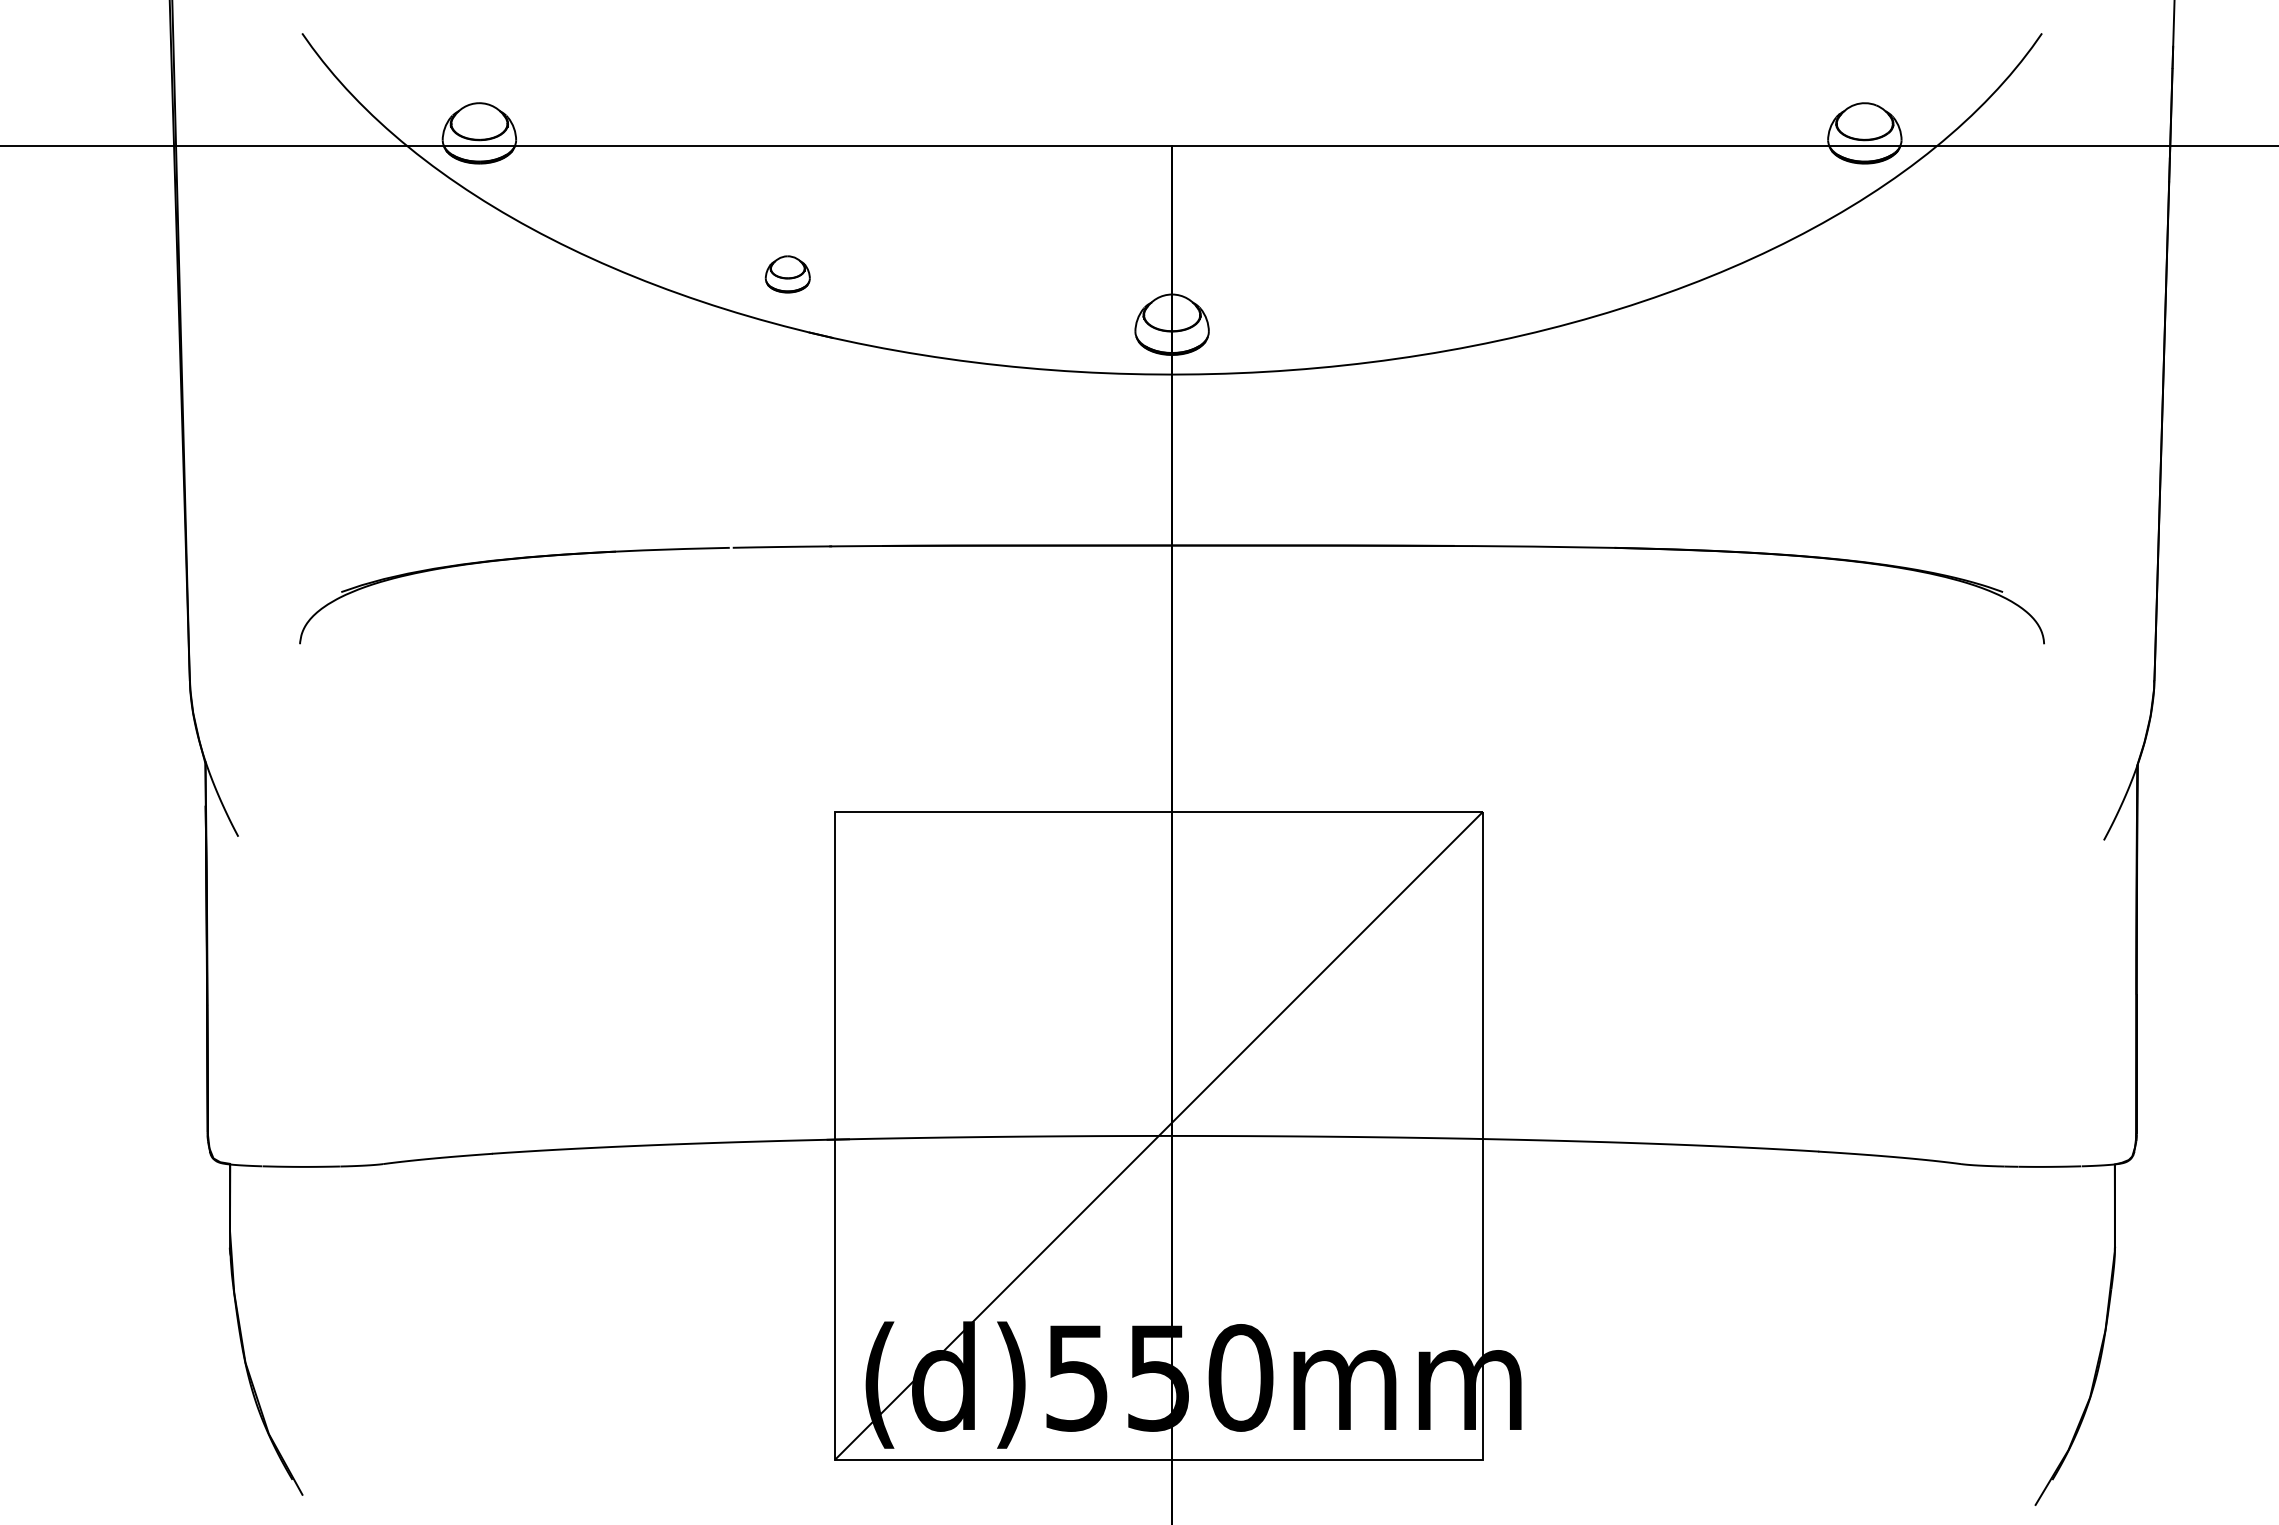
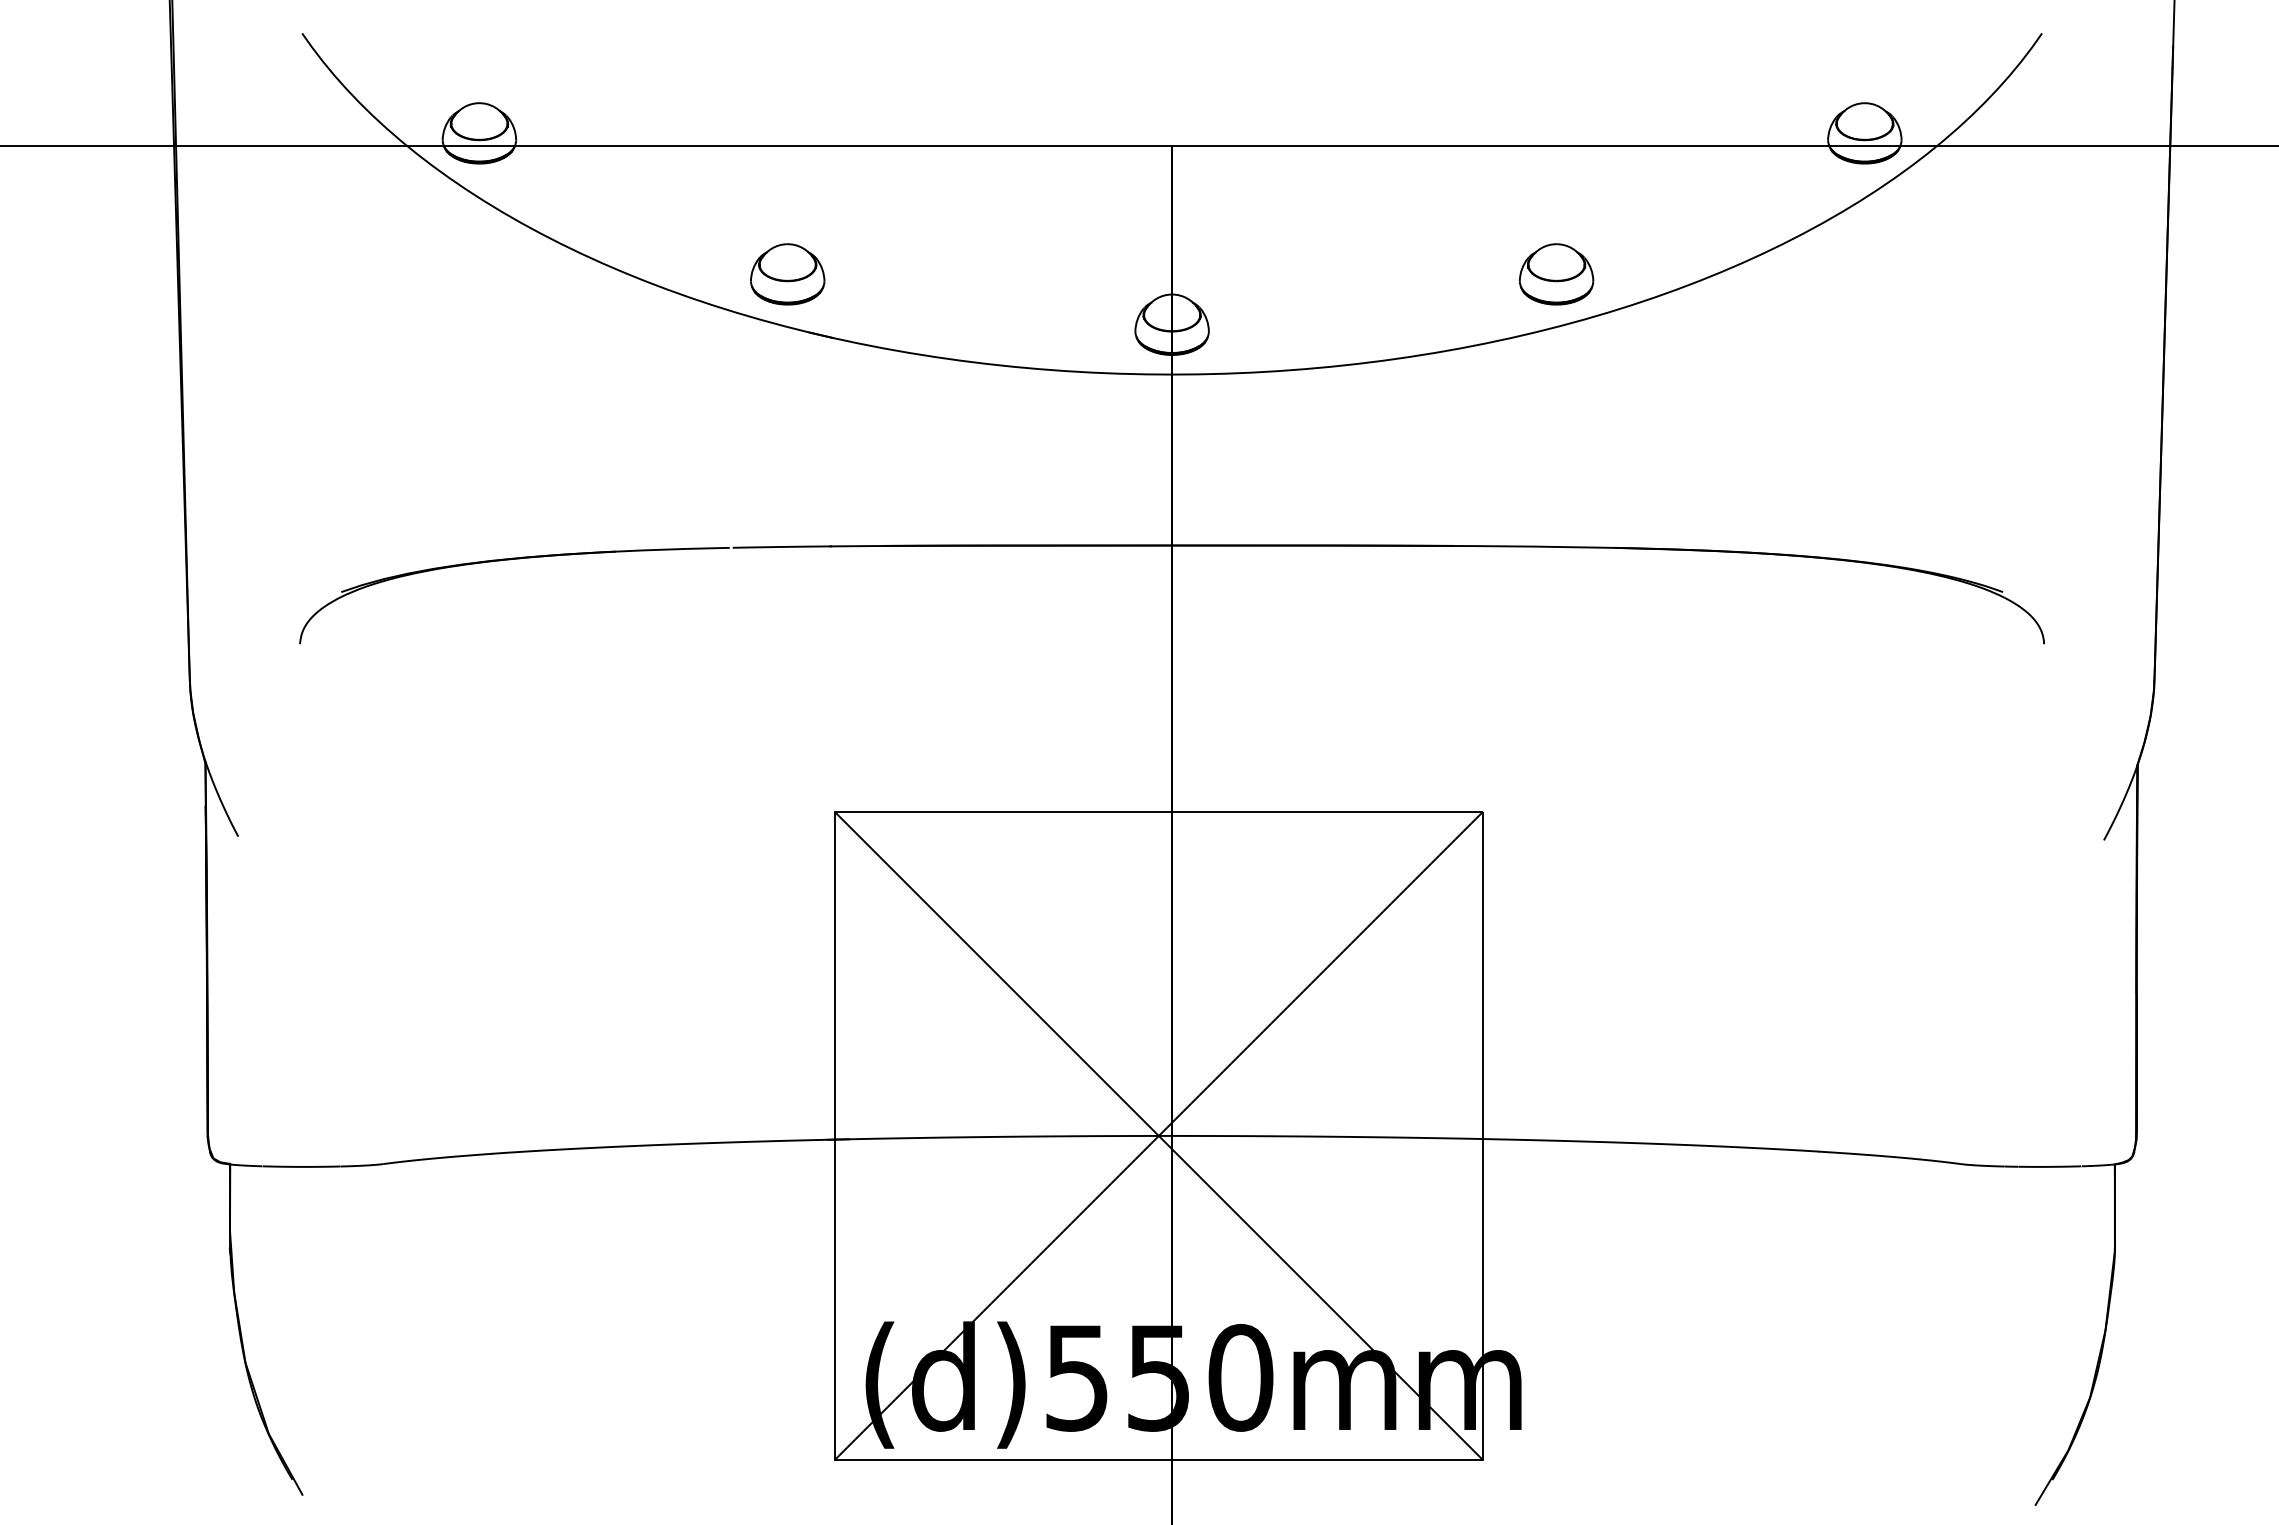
part size: 47x39 px -> 76x63 px (787, 274)
part: none -> present (1556, 274)
line: none -> present (1158, 1135)
